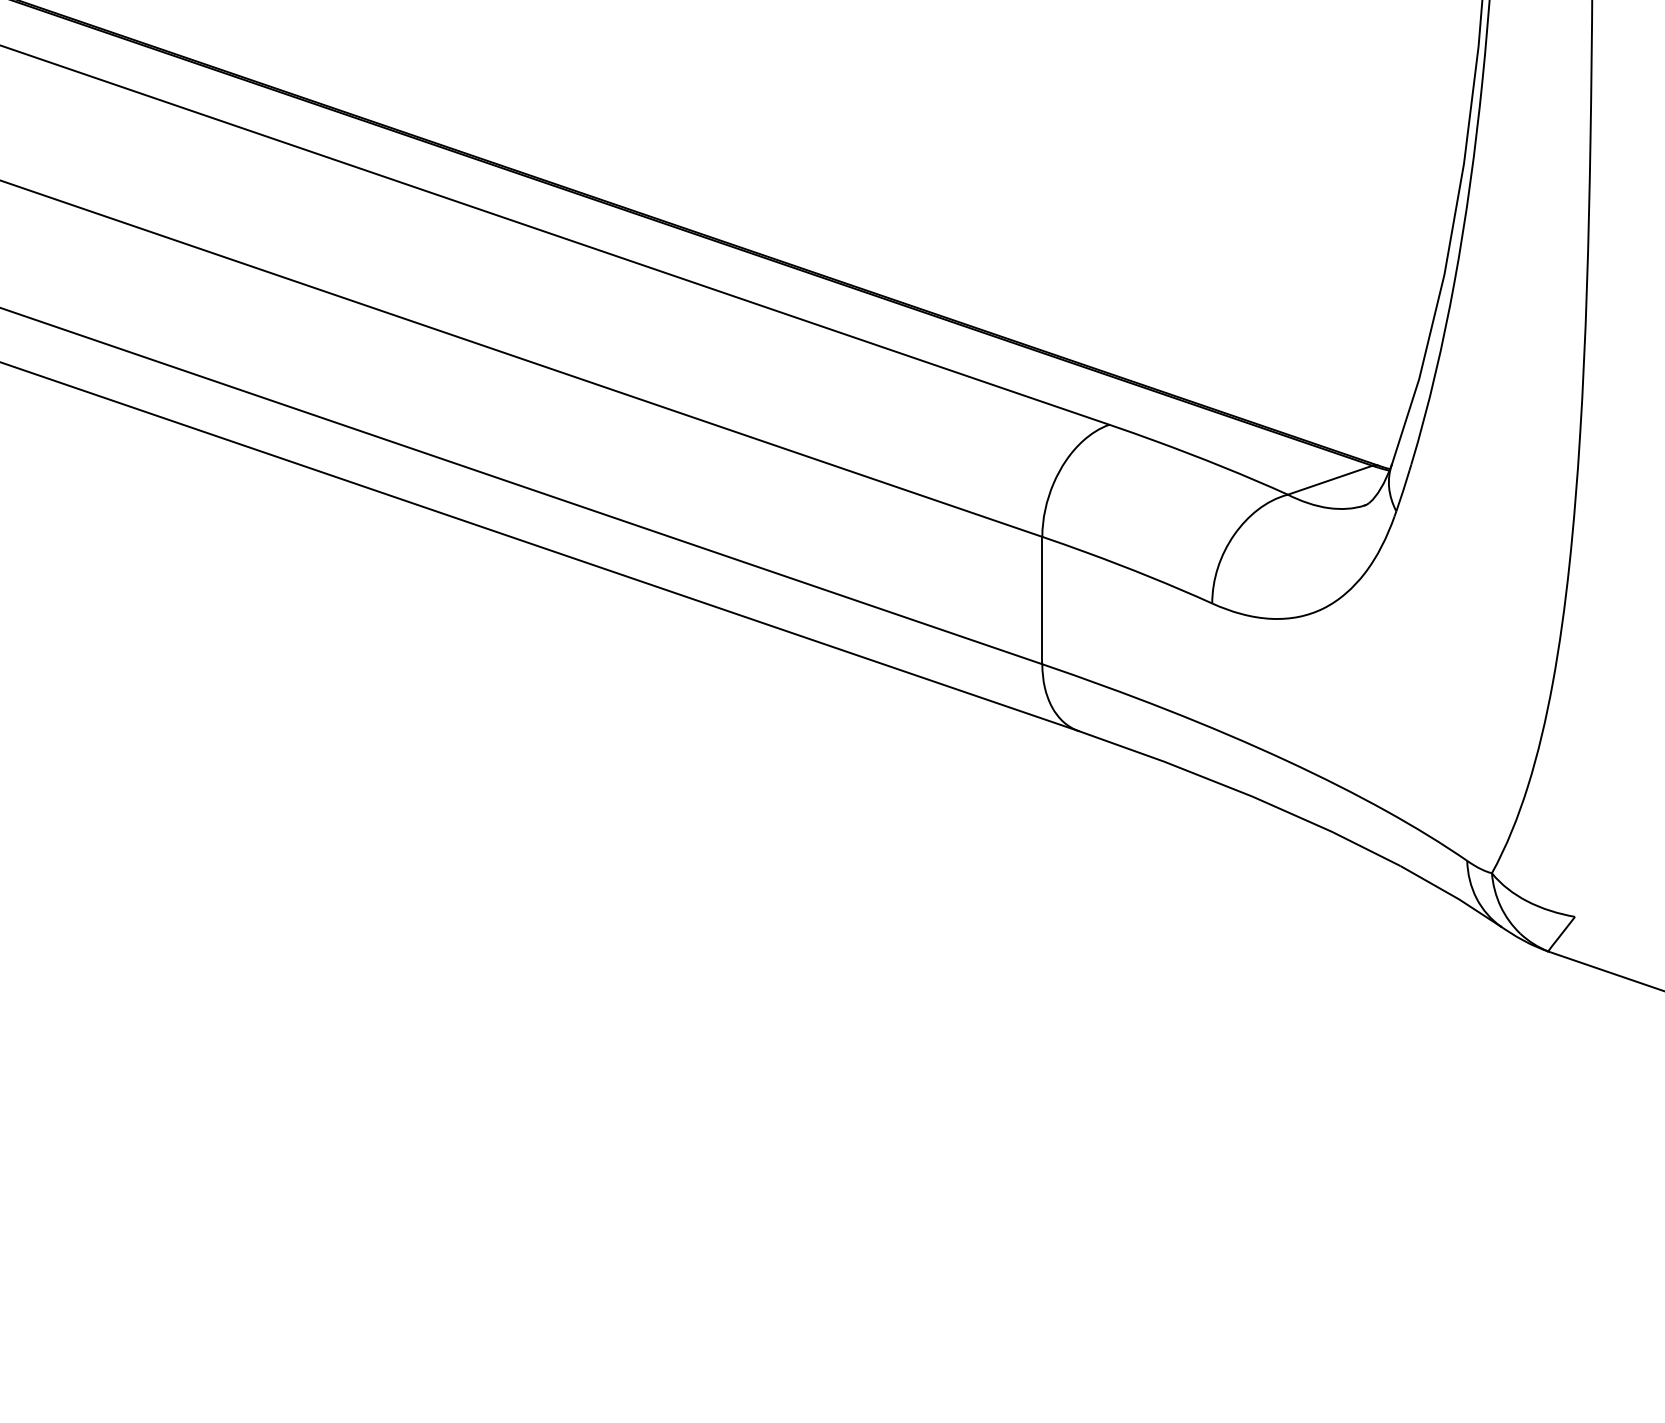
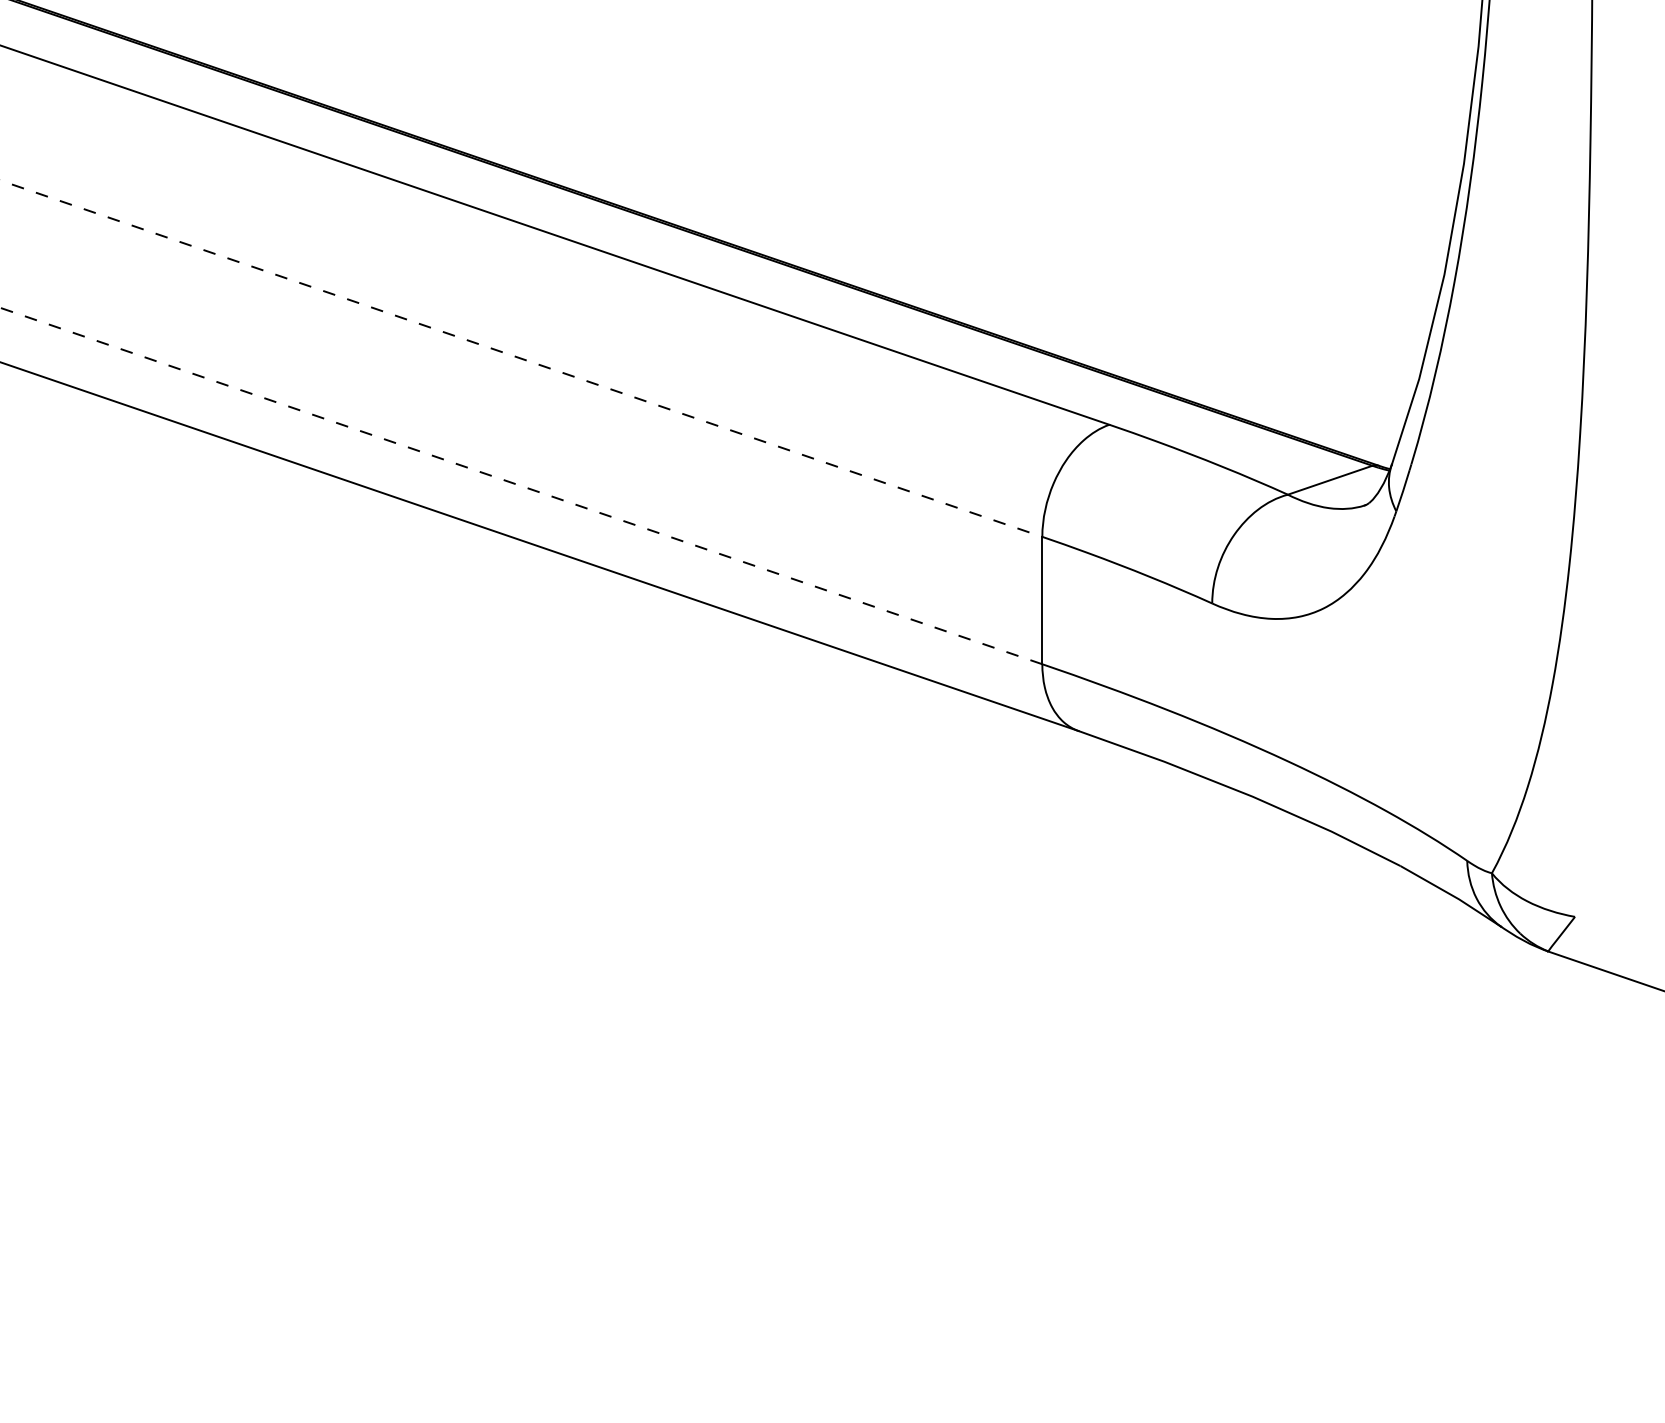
line: solid -> dashed (521, 358)
line: solid -> dashed (521, 485)
